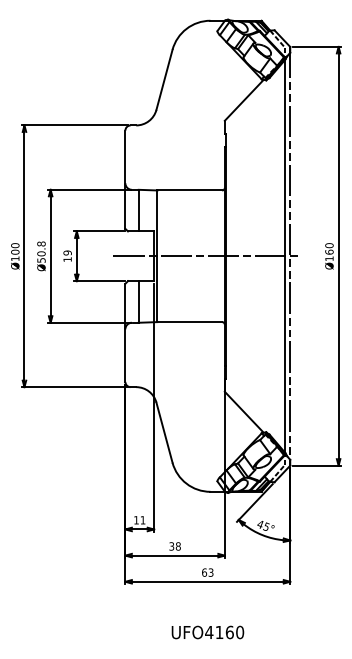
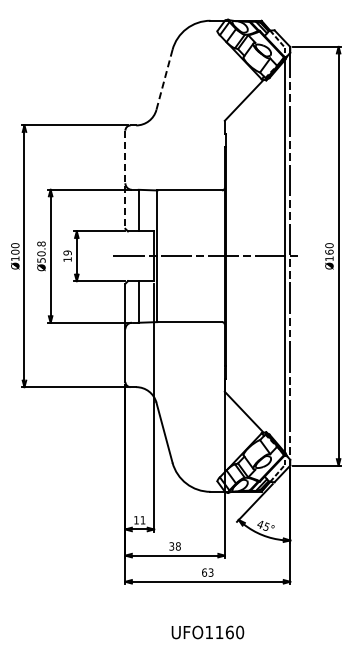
line: solid -> dashed (164, 80)
line: solid -> dashed (125, 180)
text: UFO4160 -> UFO1160 (209, 632)
